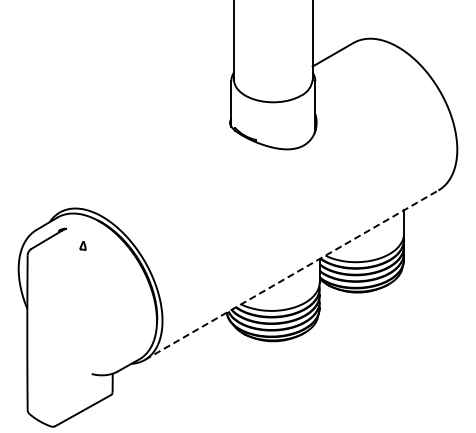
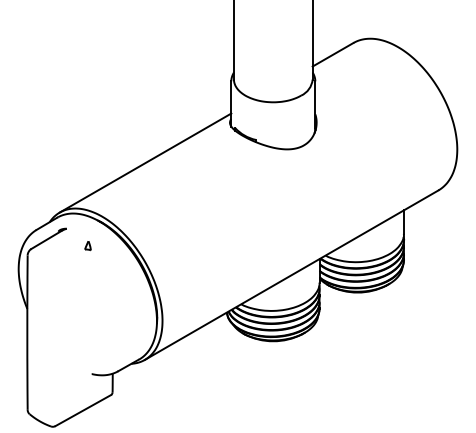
line: none -> present (145, 162)
part position: (82, 246) -> (87, 246) (87, 246)
line: dashed -> solid (292, 274)
